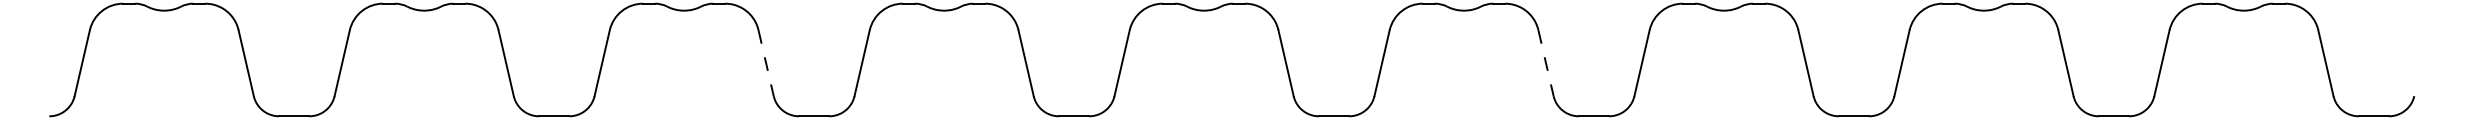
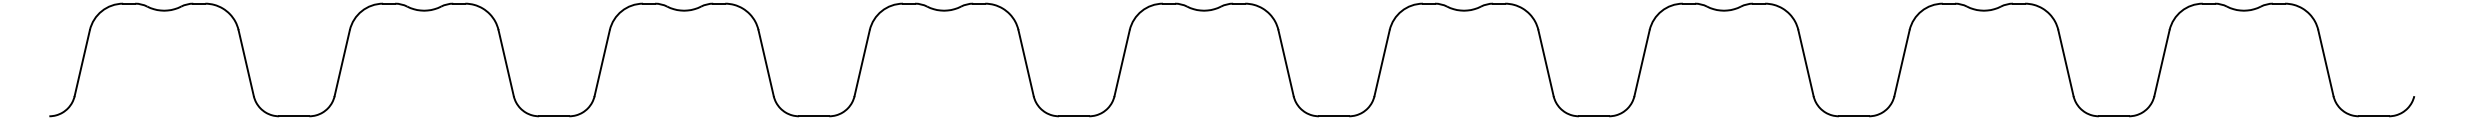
line: dashed -> solid (766, 63)
line: dashed -> solid (1546, 63)
